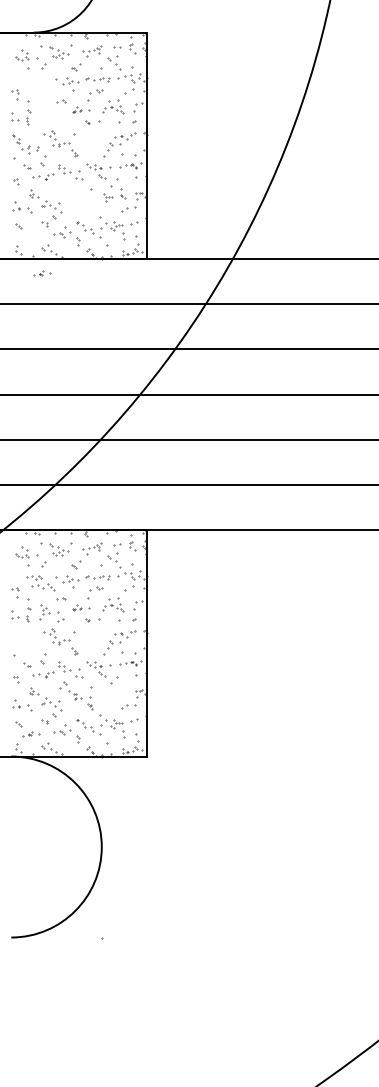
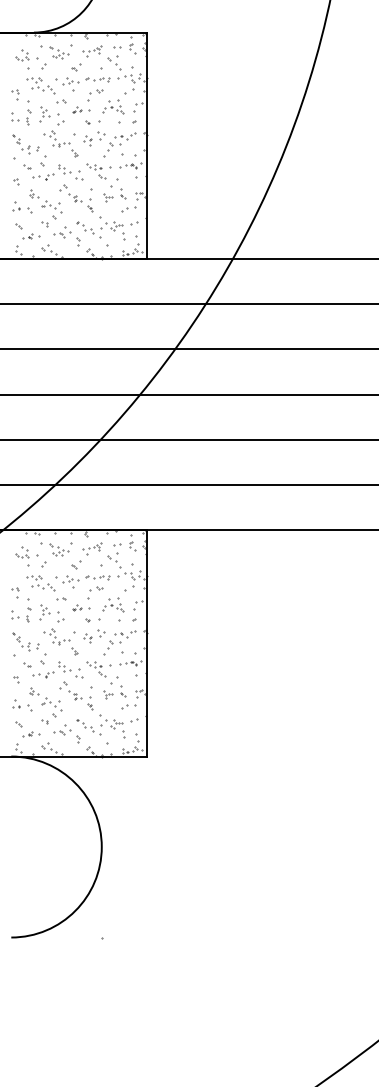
part: none -> present (40, 85)
part: none -> present (51, 115)
part: none -> present (94, 138)
part: none -> present (76, 198)
part position: (42, 273) -> (31, 236) (31, 236)
part: none -> present (94, 636)
part: none -> present (25, 641)
part: none -> present (114, 692)
